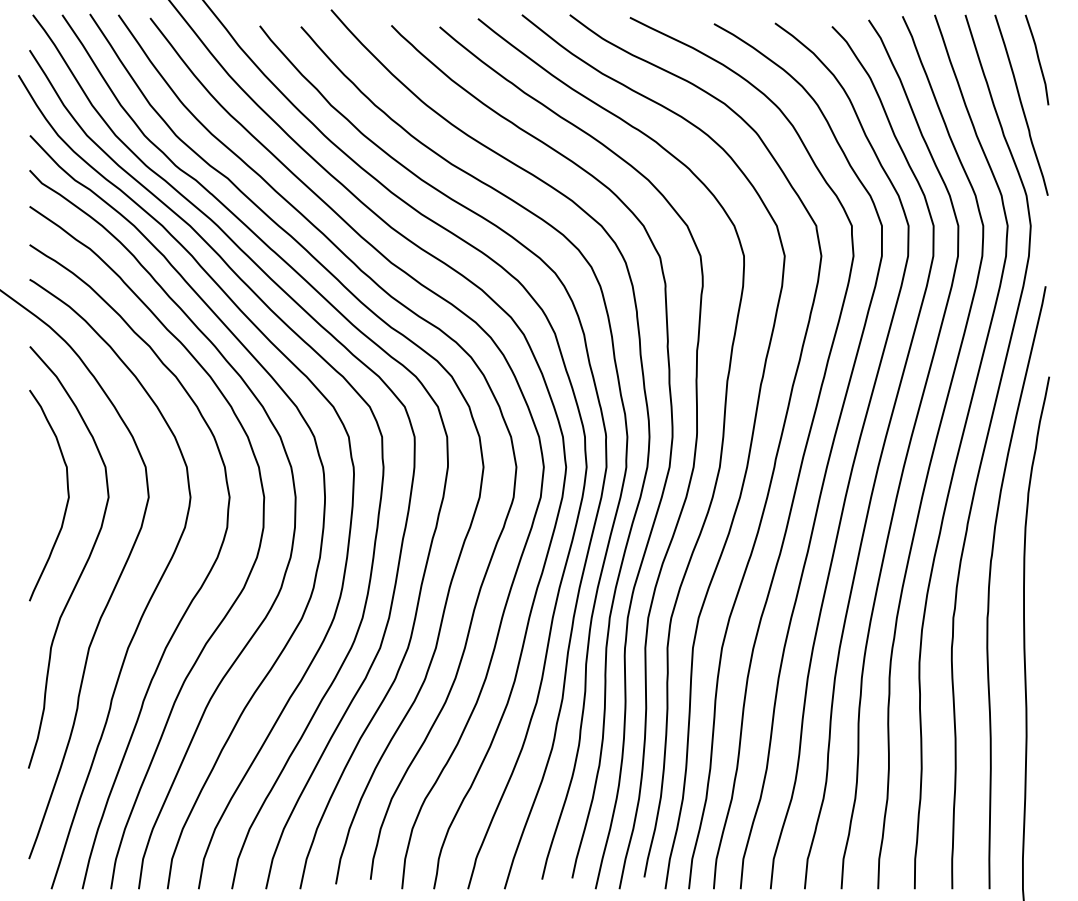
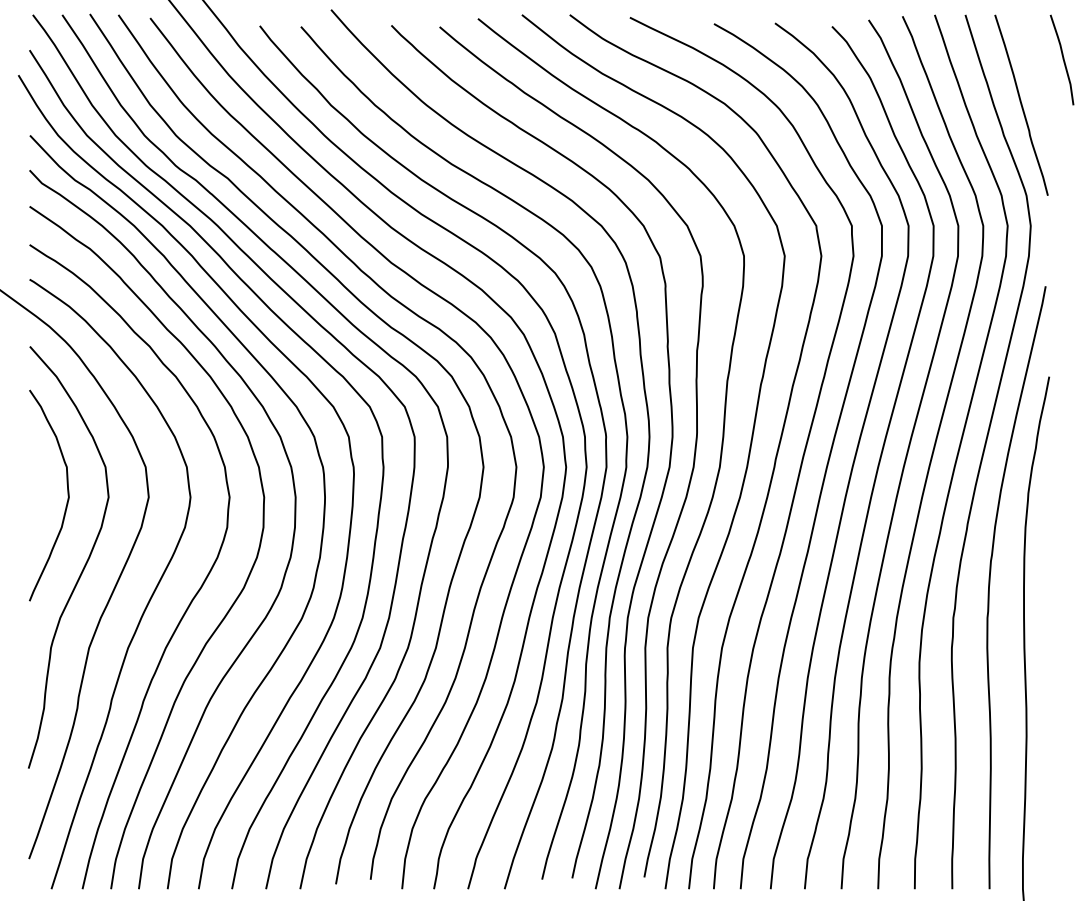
curve position: (1037, 59) -> (1062, 59) (1062, 59)
